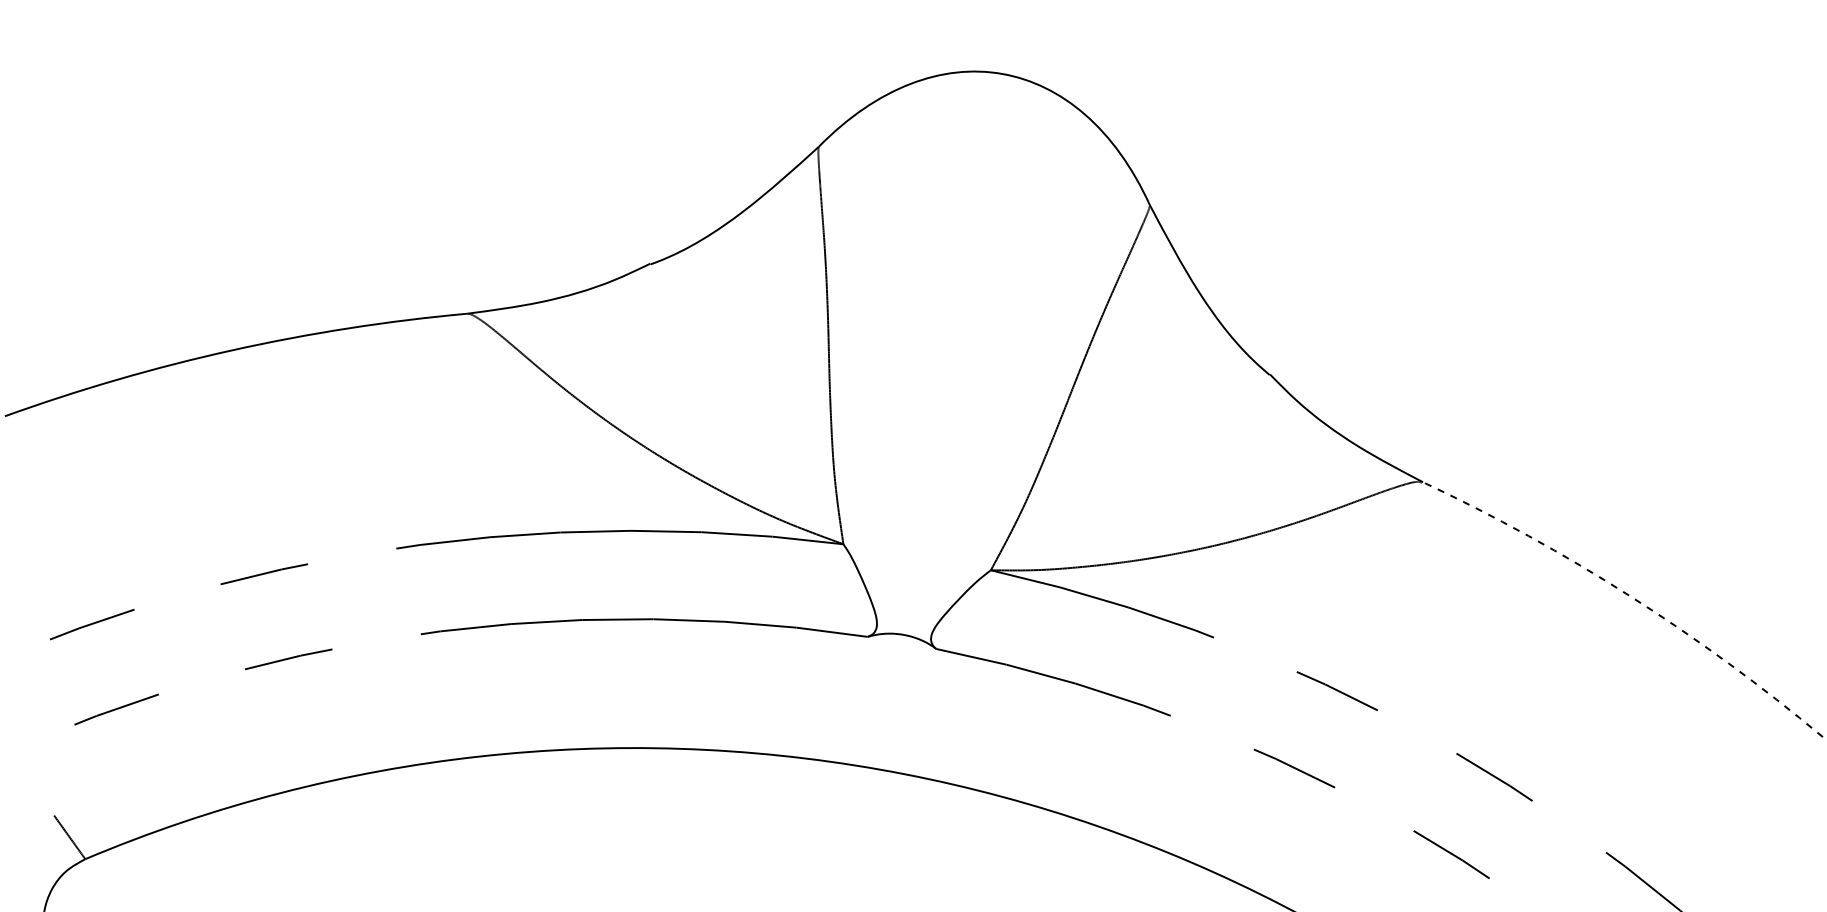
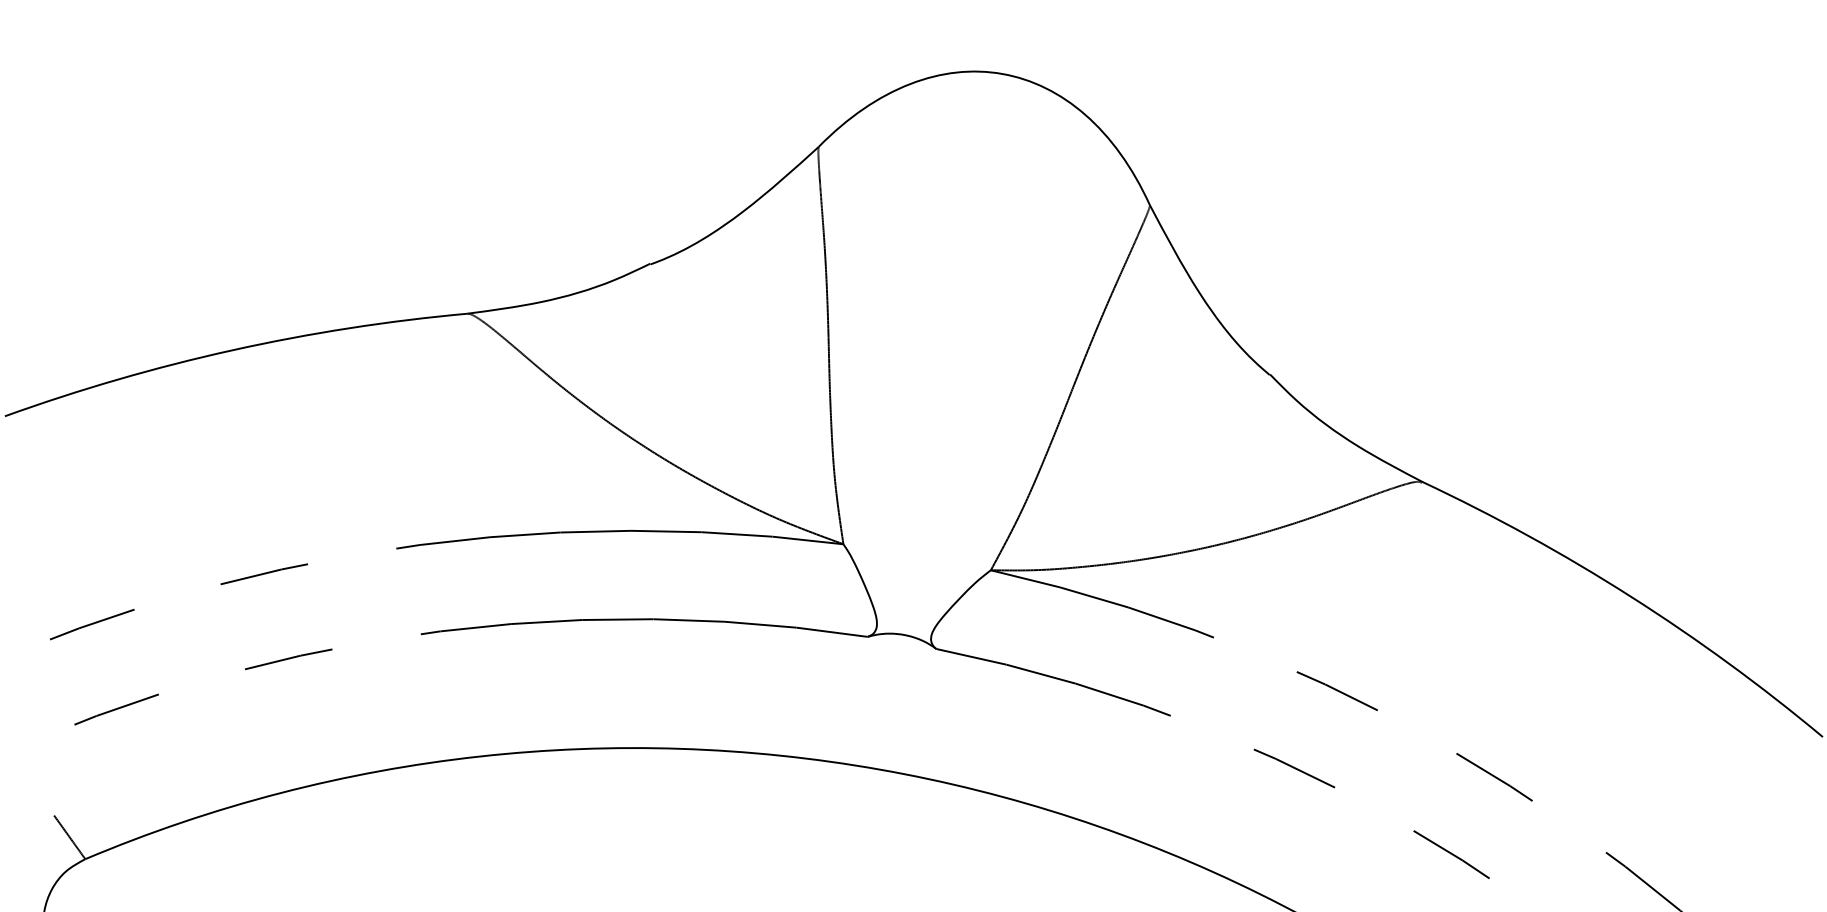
arc: dashed -> solid (1630, 596)
